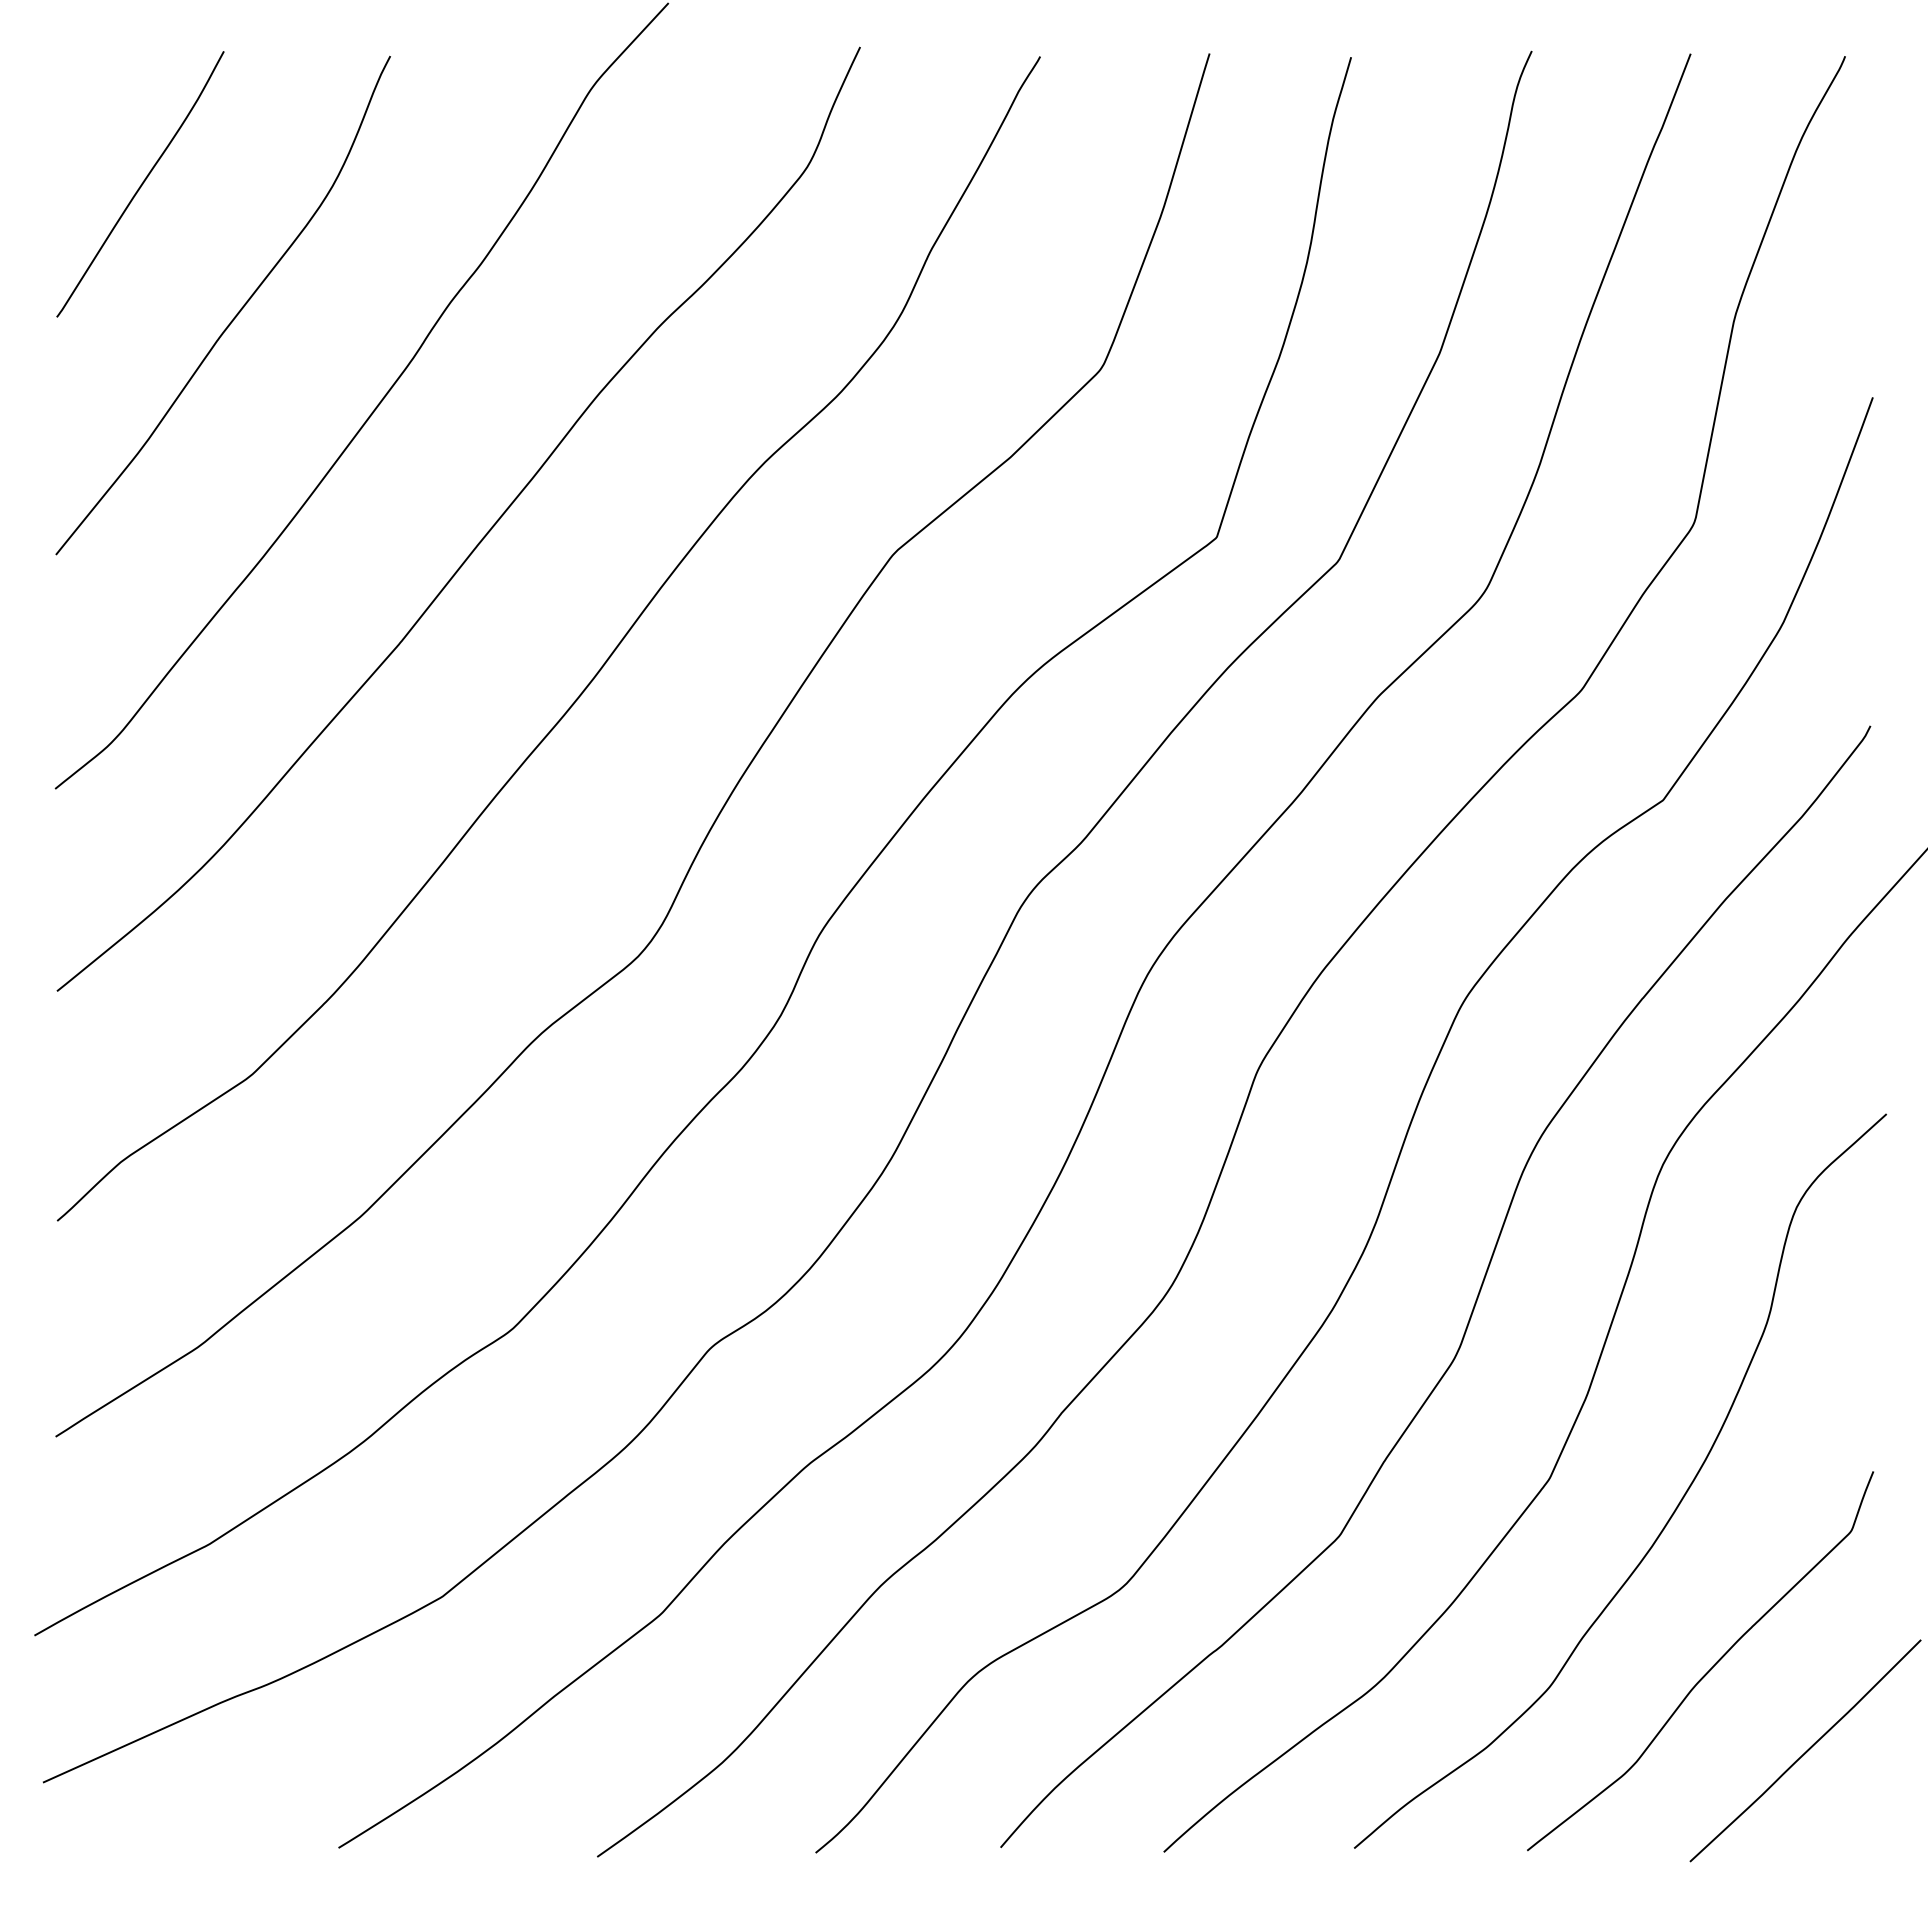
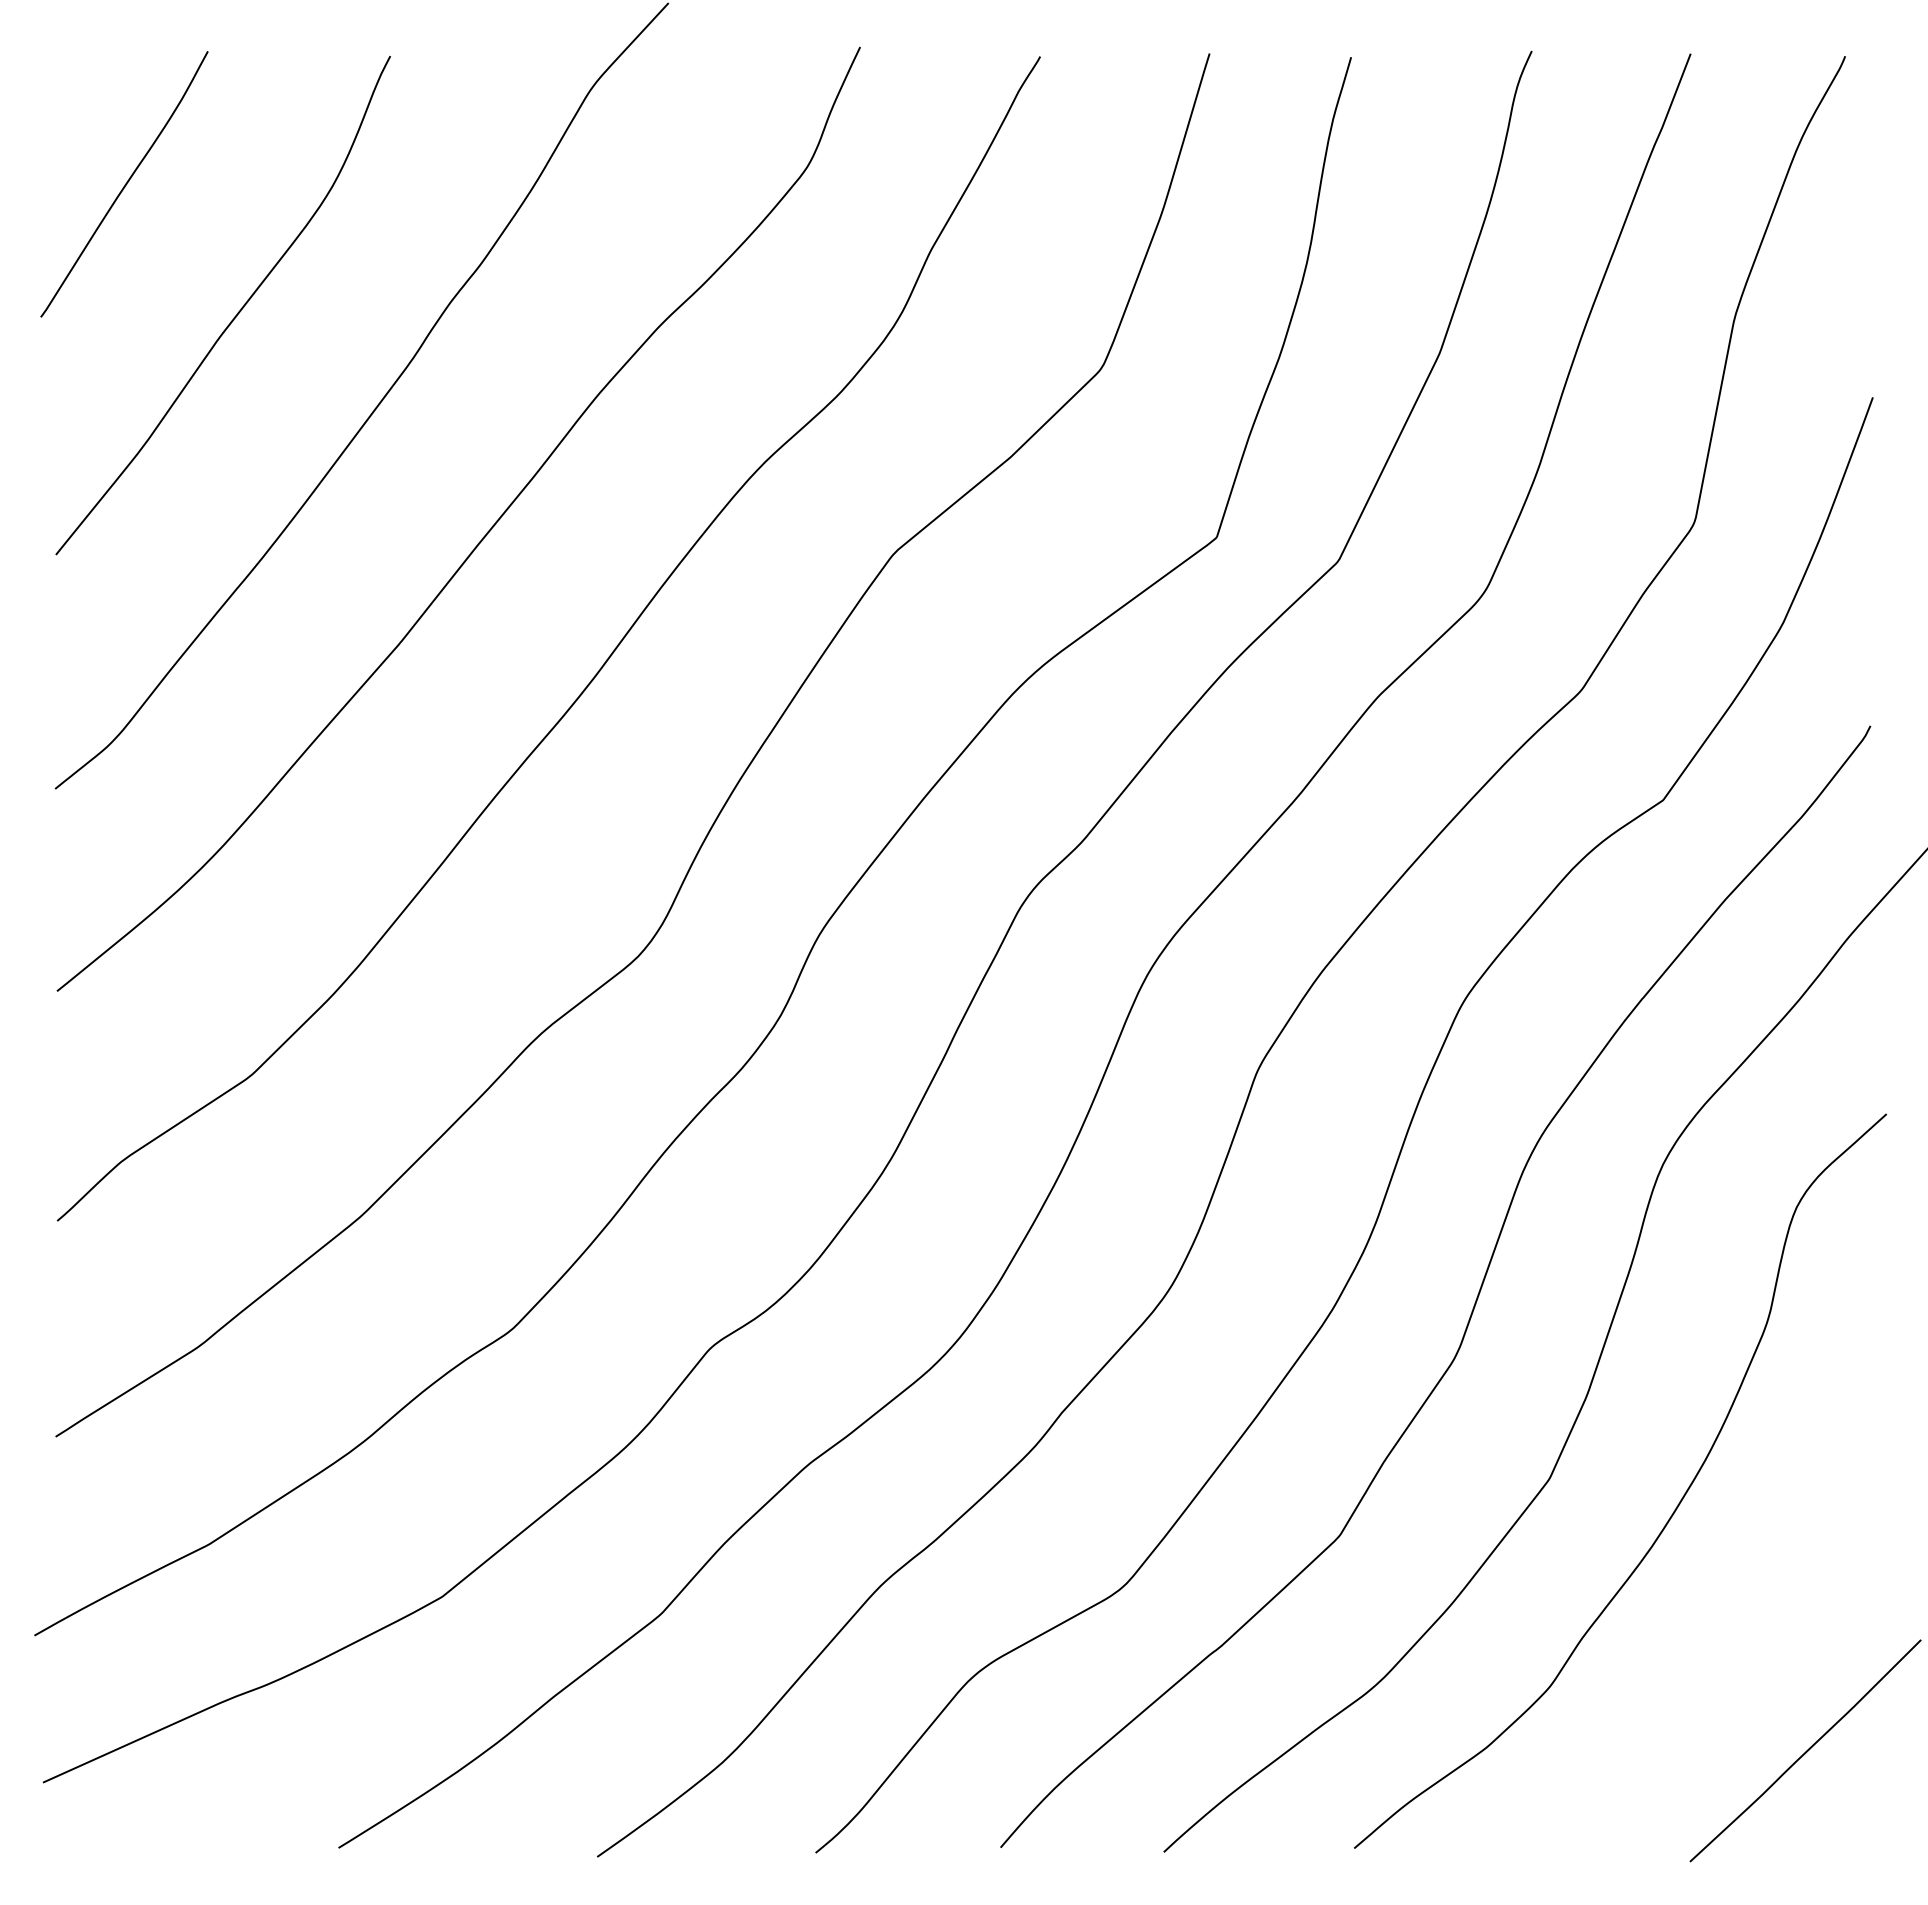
curve position: (140, 184) -> (124, 184) (124, 184)
curve: present -> none (1709, 1669)
